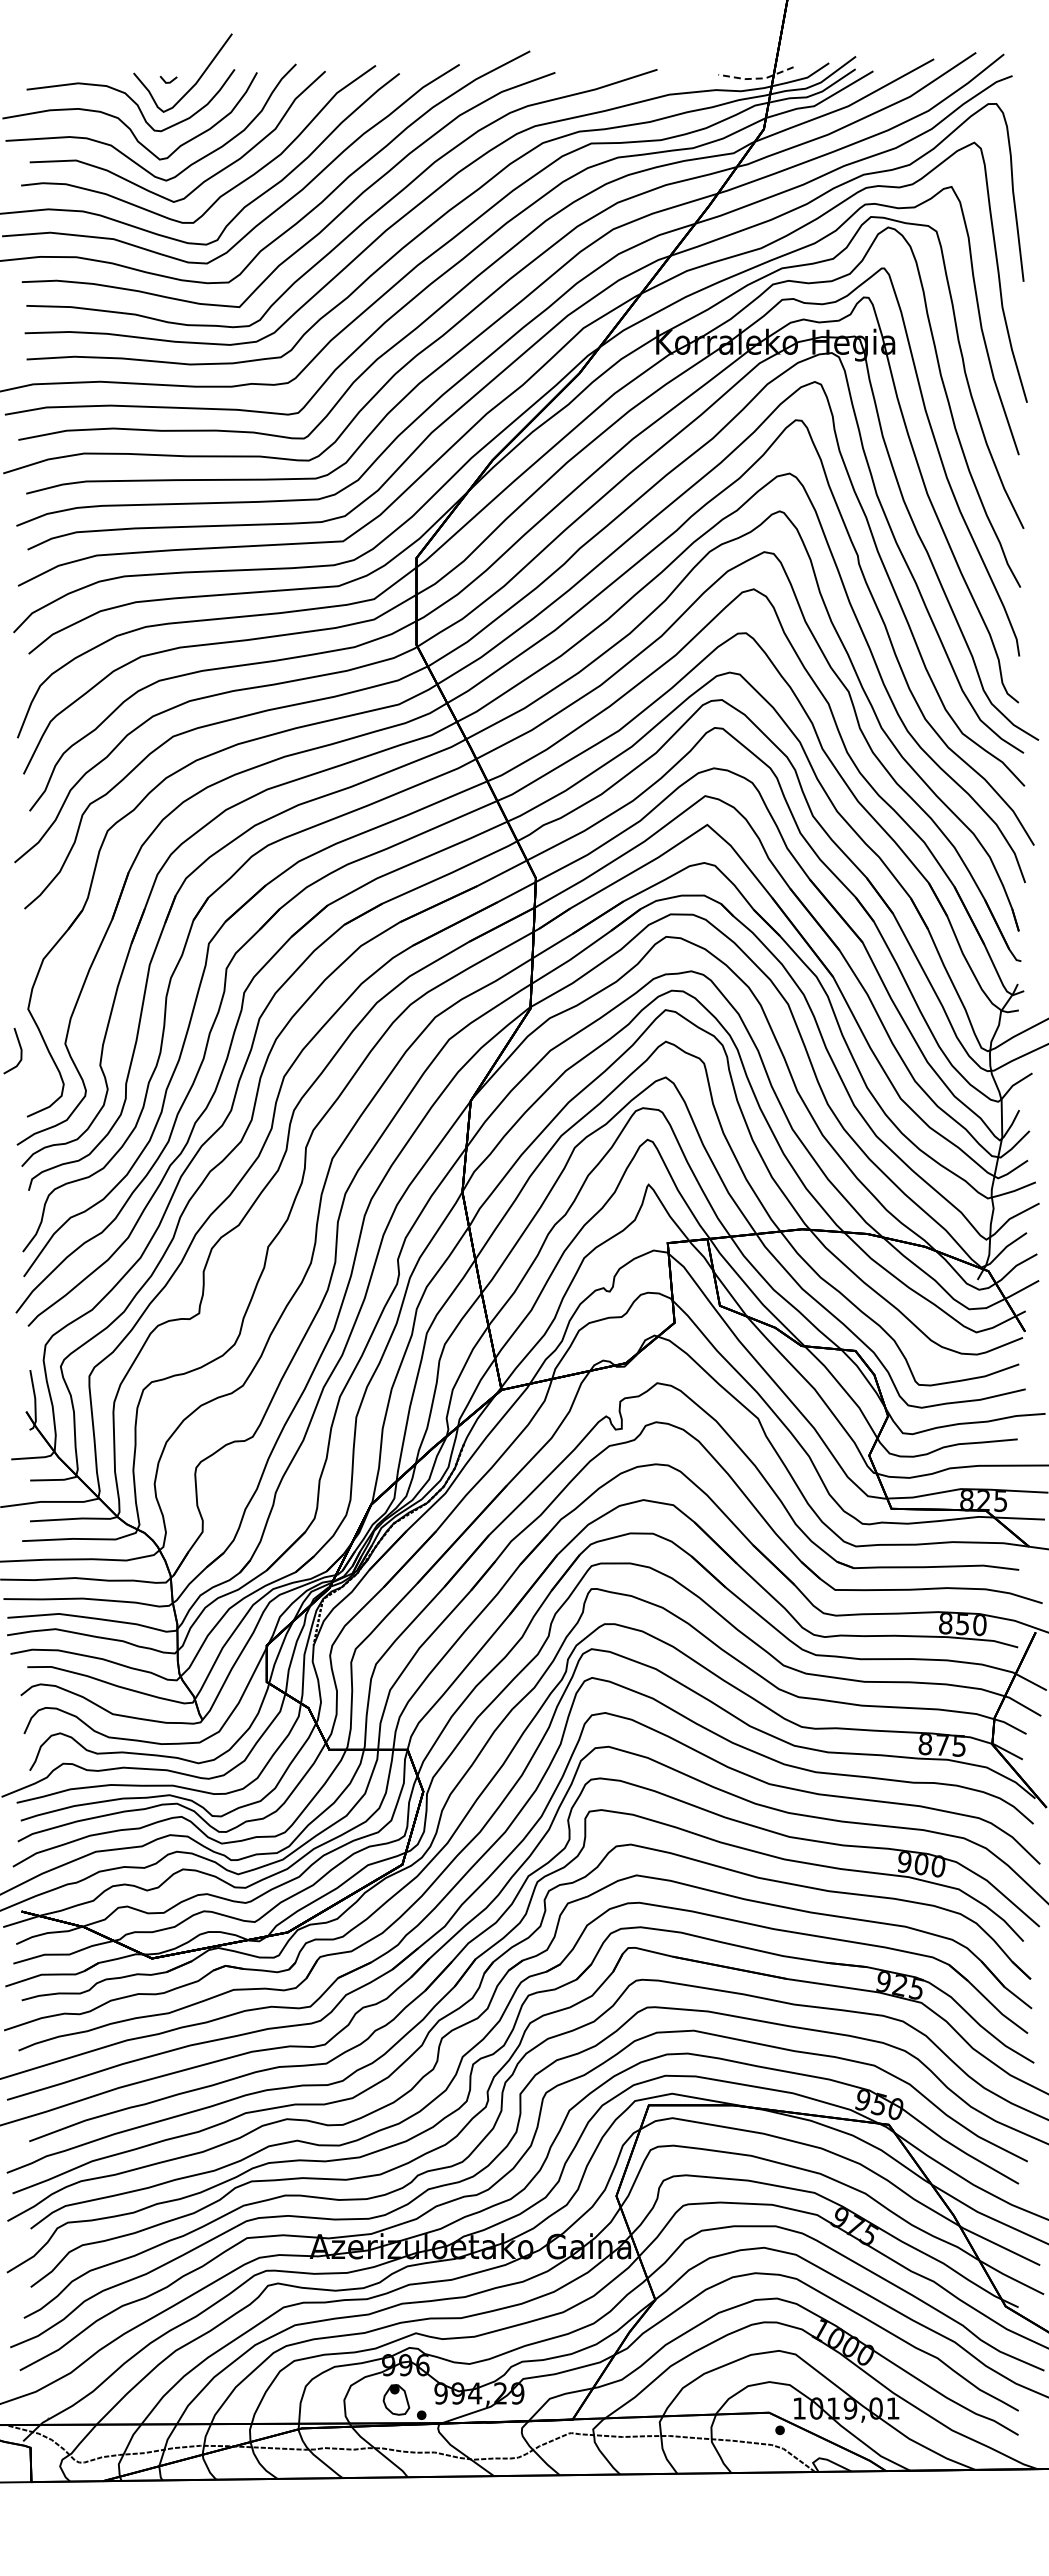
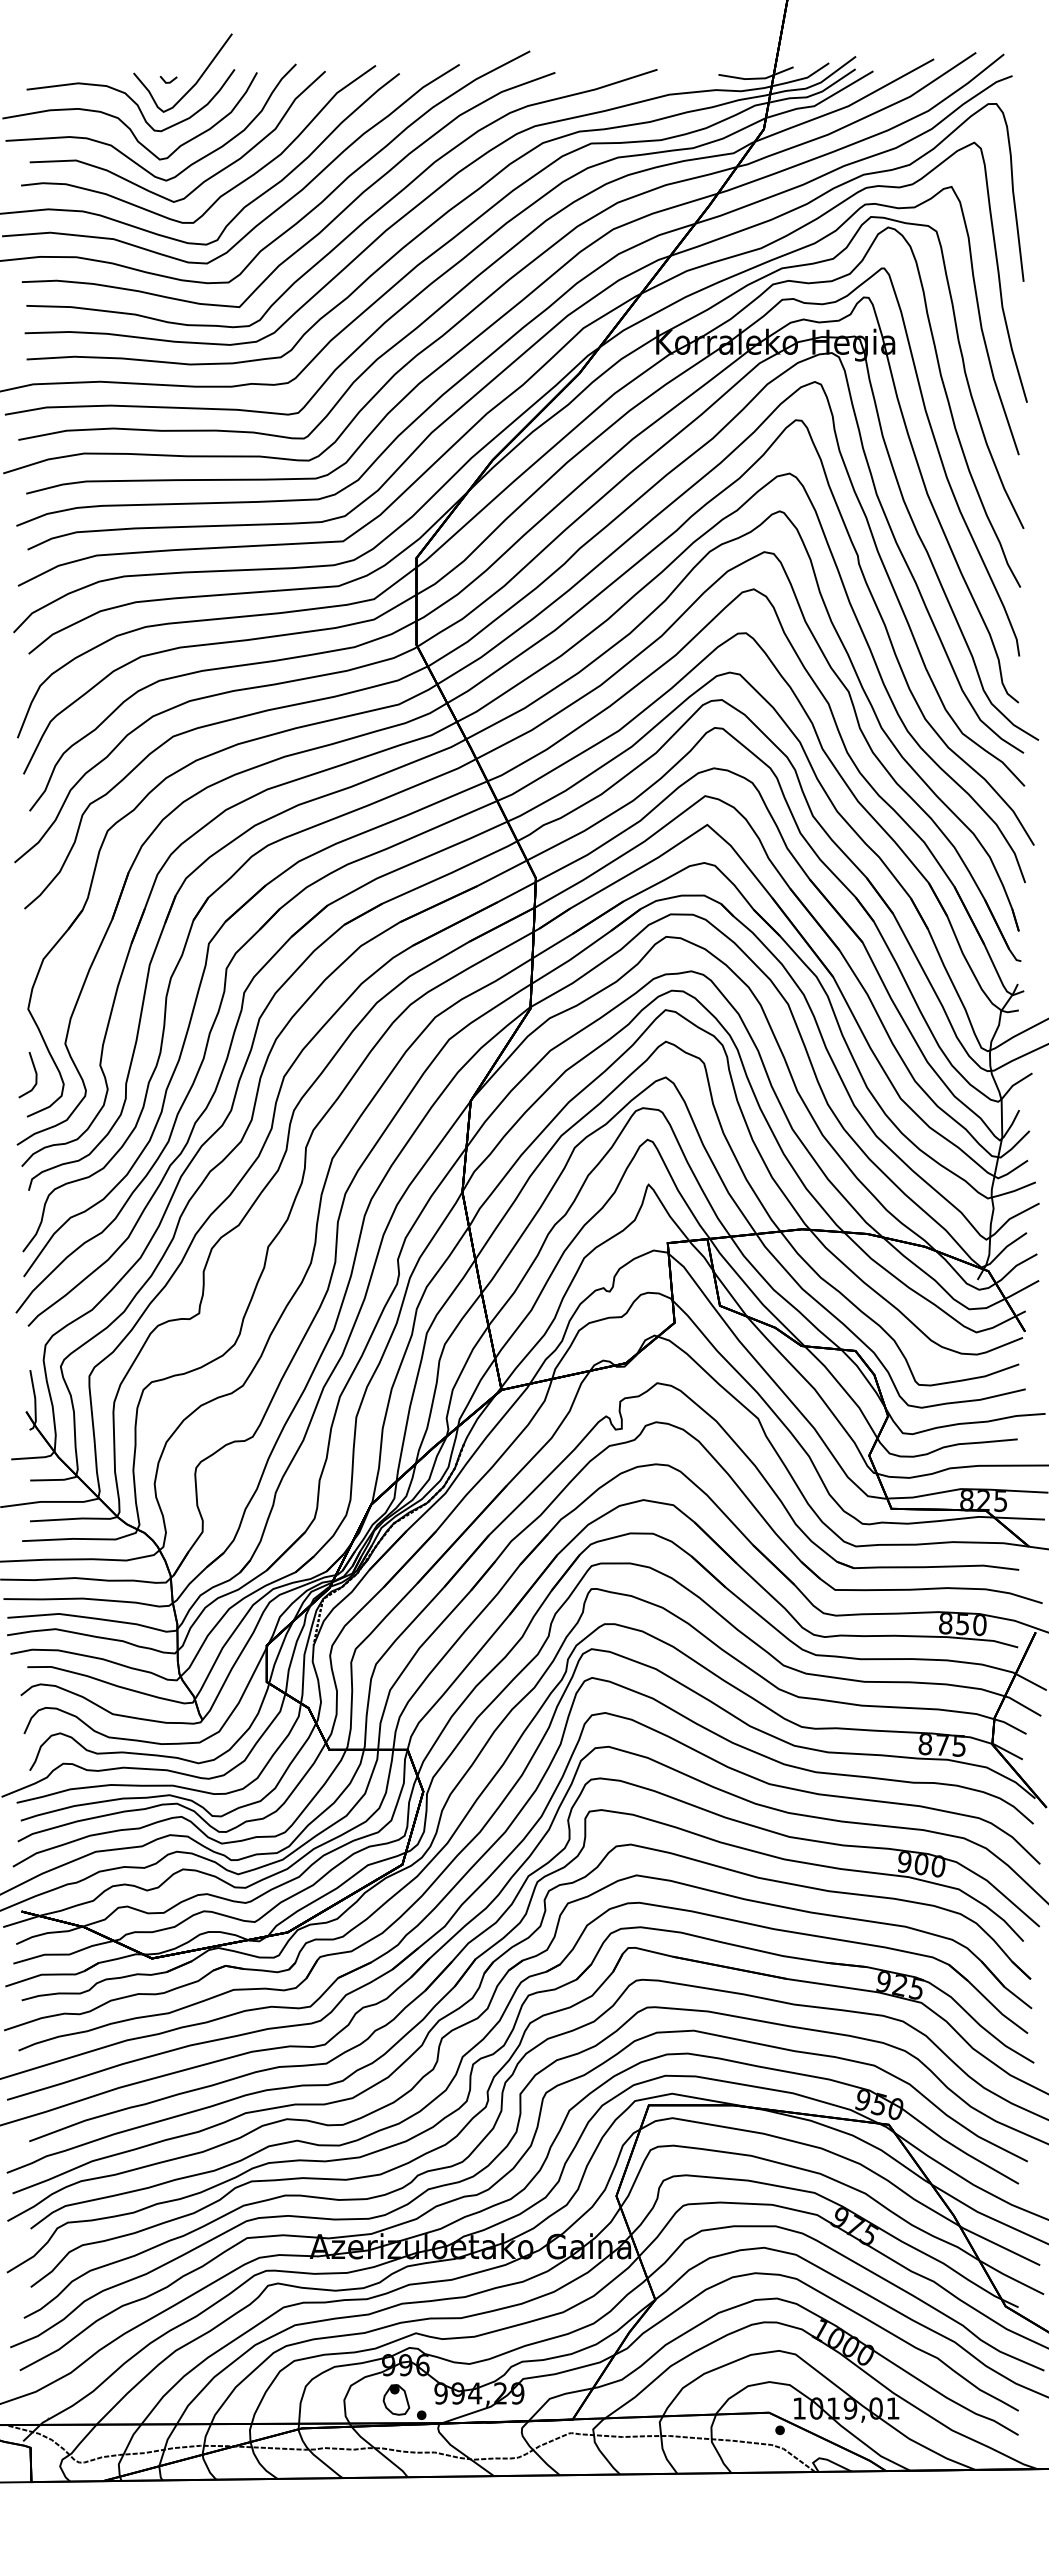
line: dashed -> solid (756, 78)
line position: (20, 1051) -> (35, 1075) (35, 1075)
